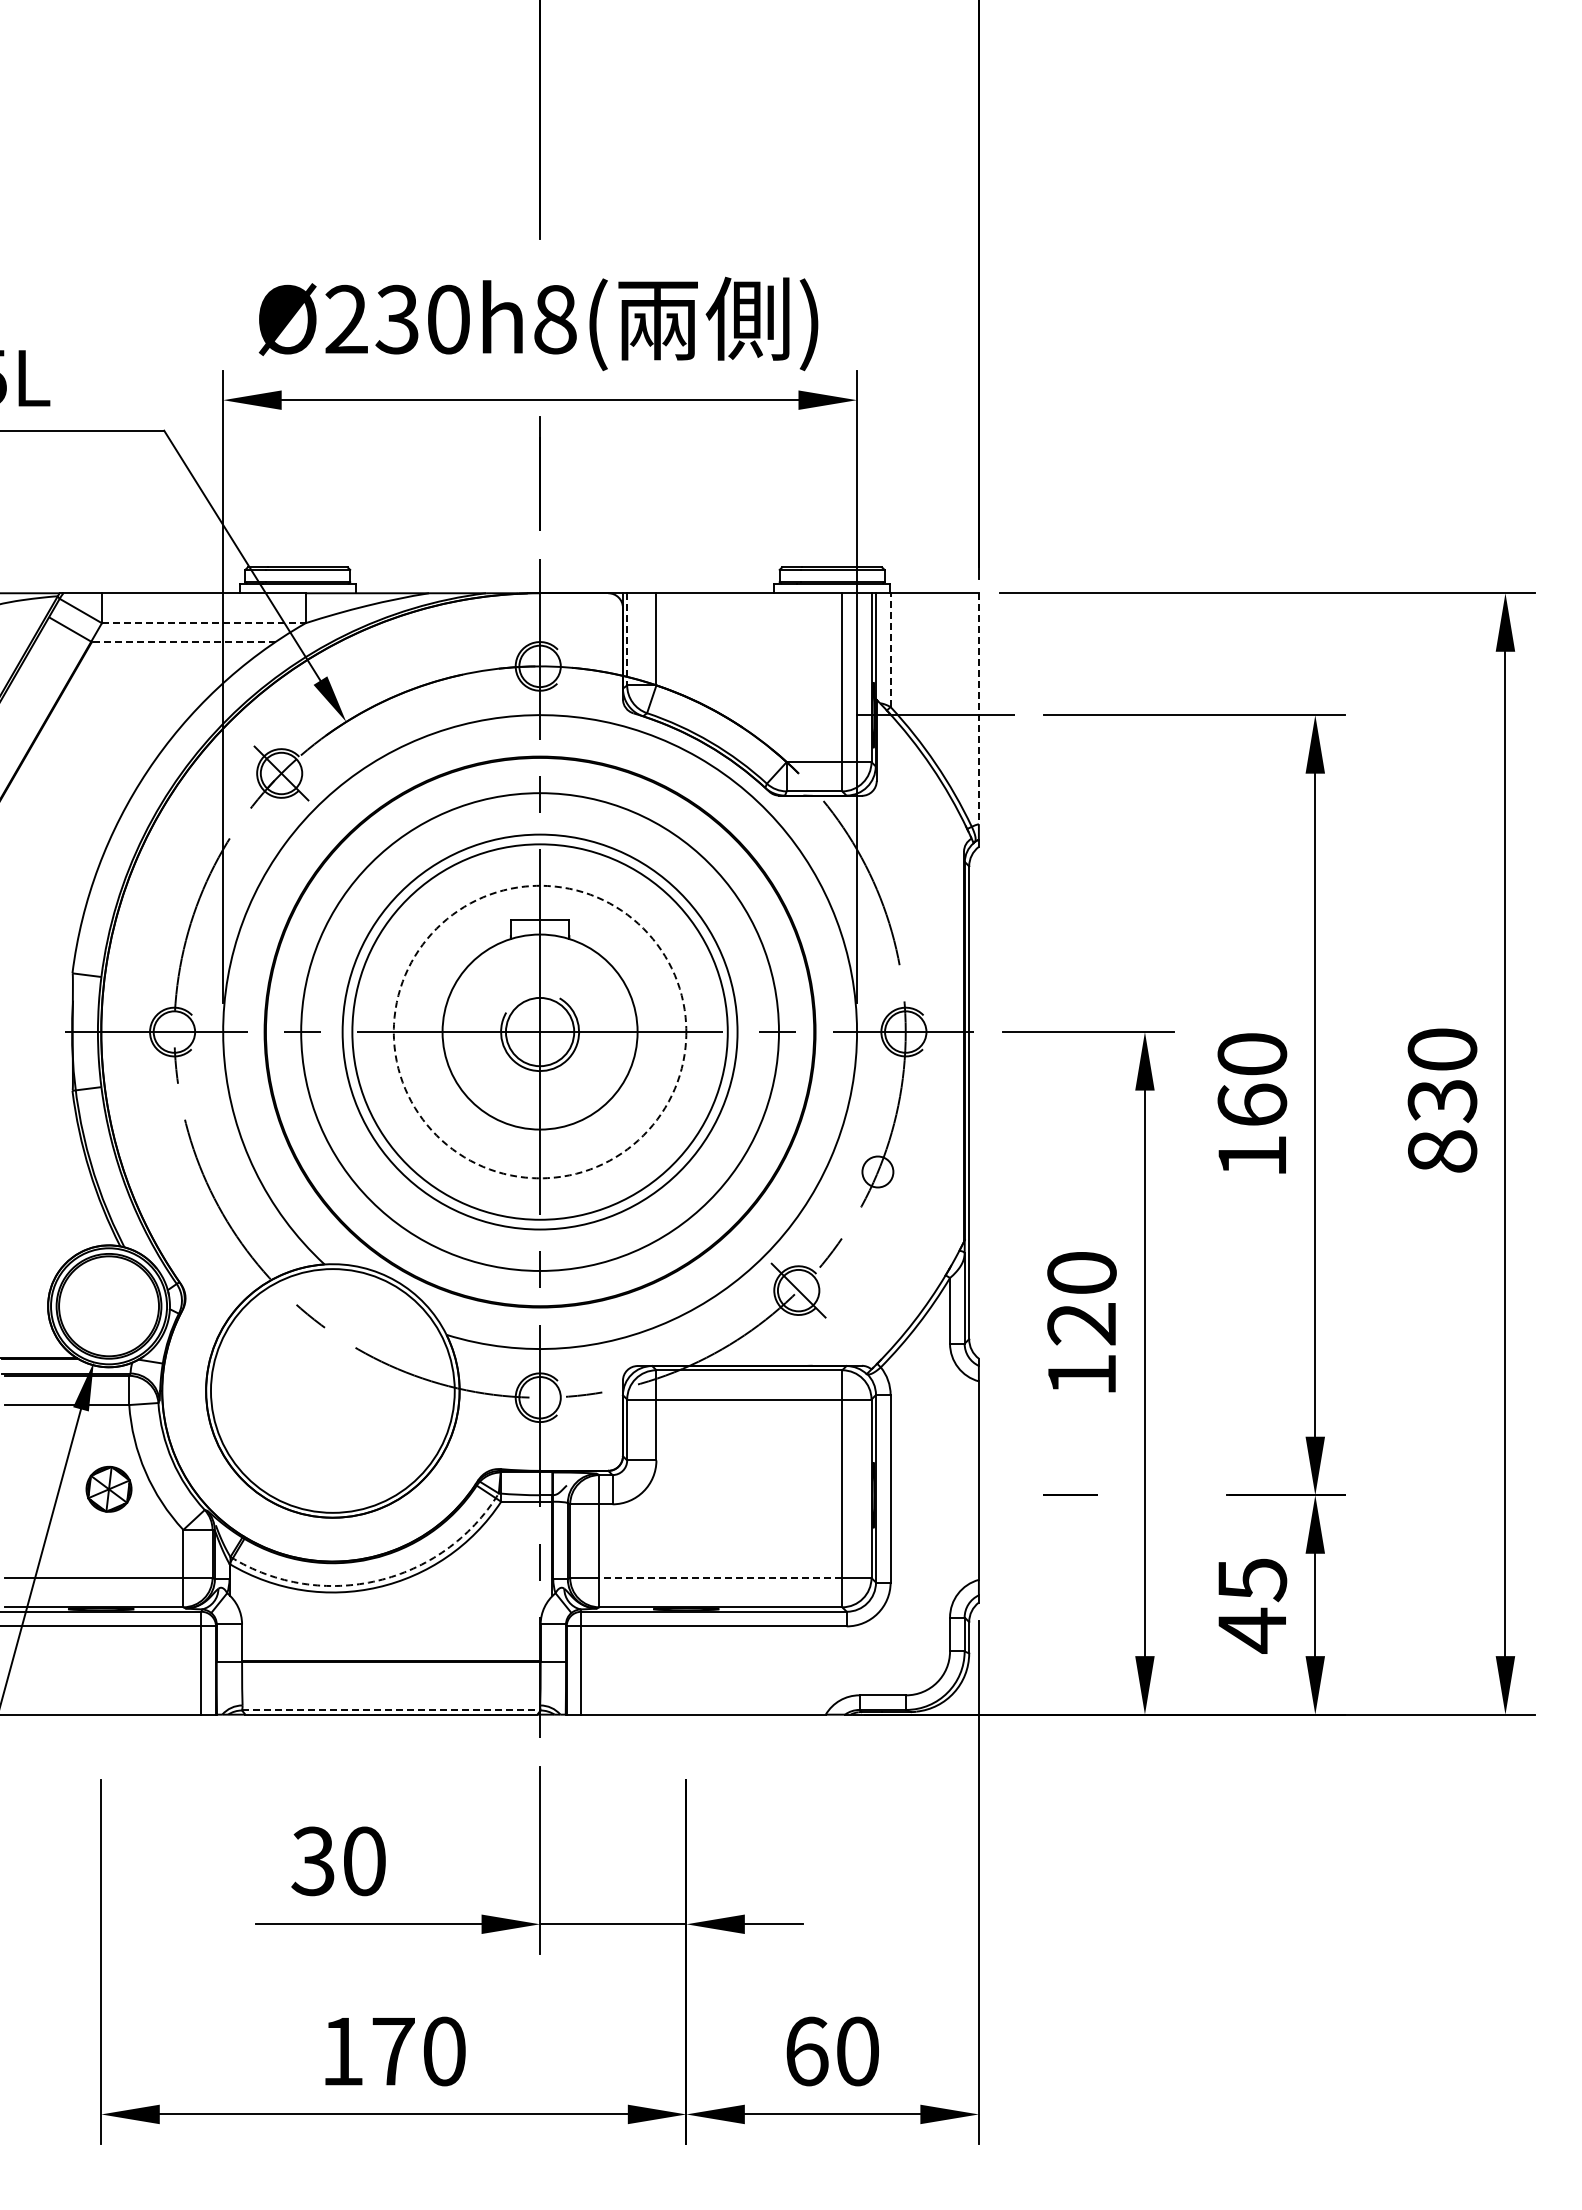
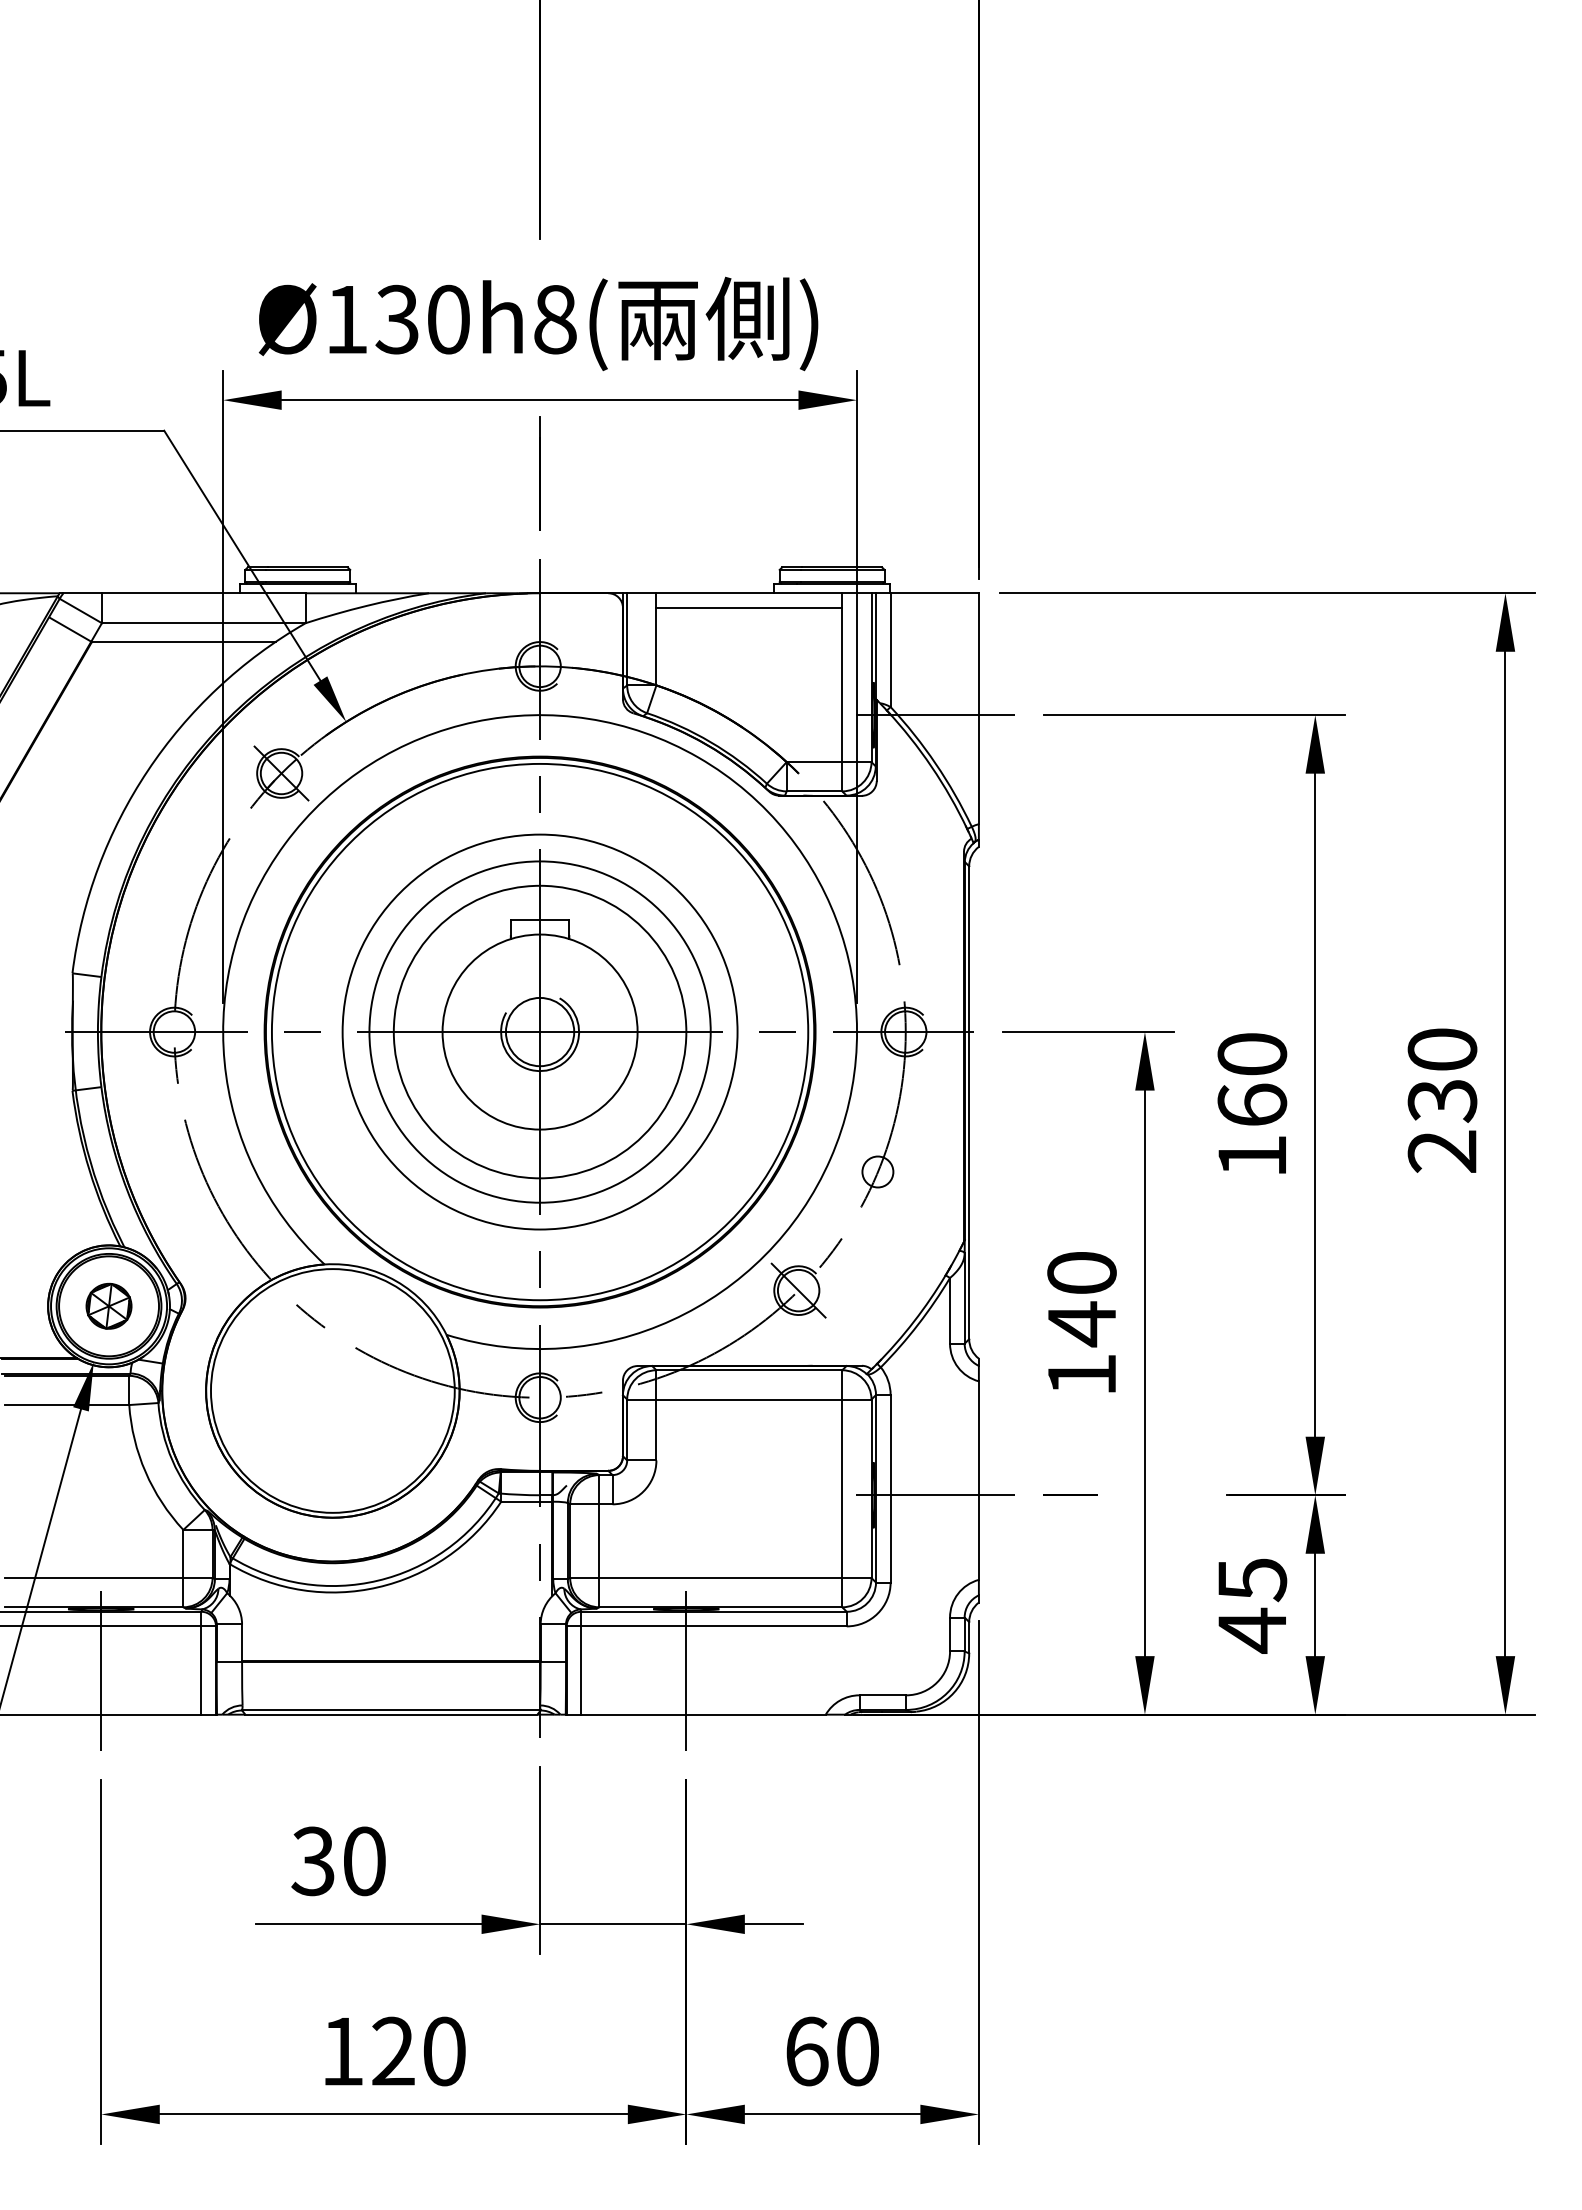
text: Ø230h8( -> Ø130h8( (346, 318)
line: none -> present (749, 607)
line: dashed -> solid (203, 623)
line: dashed -> solid (627, 639)
line: dashed -> solid (183, 642)
line: dashed -> solid (890, 650)
line: dashed -> solid (978, 709)
circle diameter: 375 px -> 536 px (539, 1031)
circle diameter: 478 px -> 341 px (539, 1031)
circle: dashed -> solid (539, 1031)
text: 830 -> 230 (1442, 1151)
text: 120 -> 140 (1081, 1324)
part position: (108, 1488) -> (108, 1305) (108, 1305)
line: none -> present (934, 1495)
line: dashed -> solid (720, 1578)
arc: dashed -> solid (377, 1580)
line: none -> present (101, 1670)
line: none -> present (686, 1670)
line: dashed -> solid (391, 1710)
text: 170 -> 120 (393, 2050)
